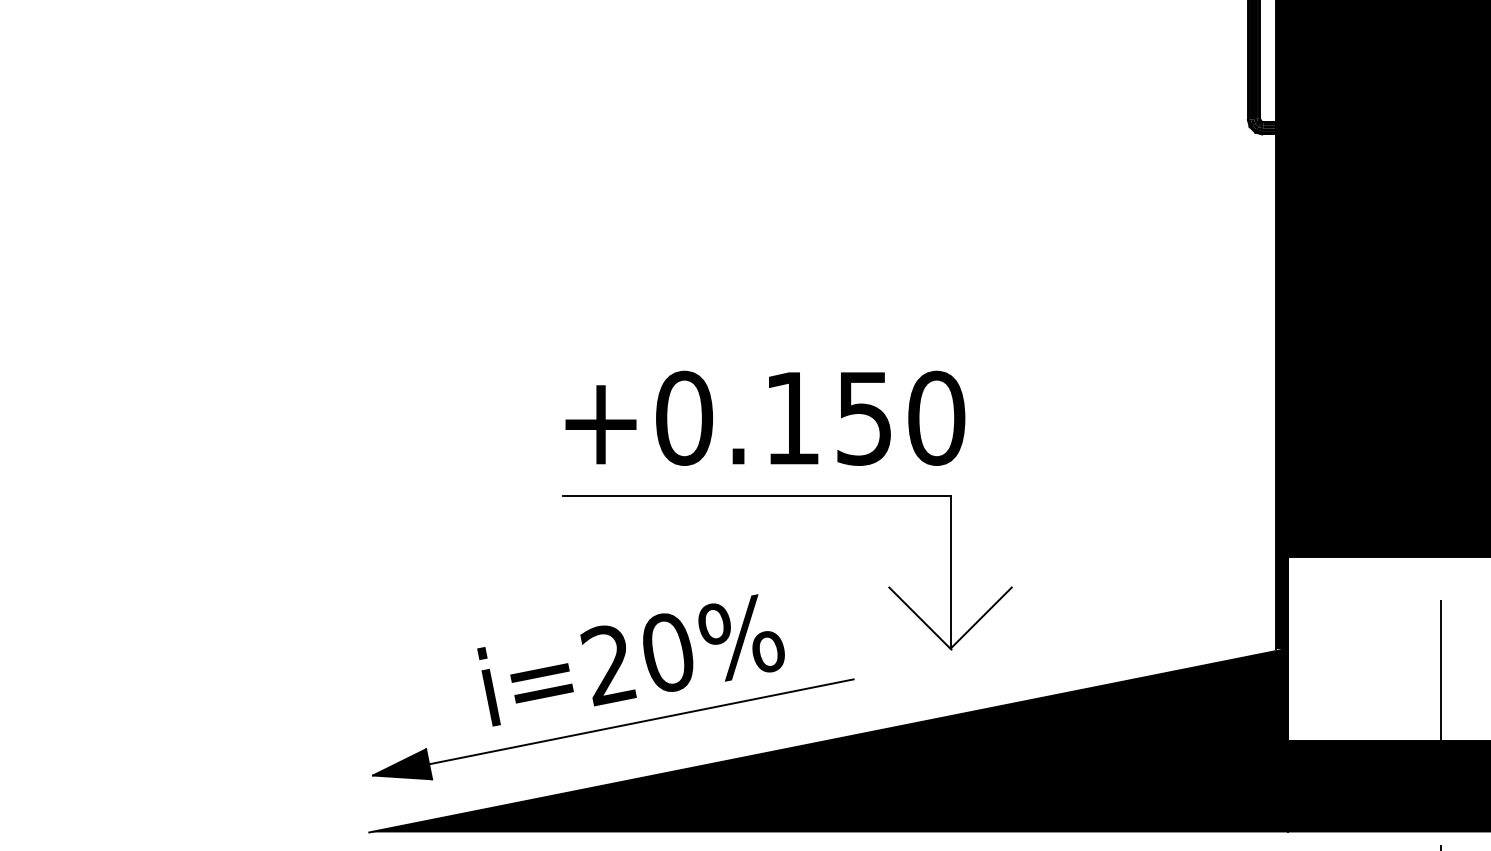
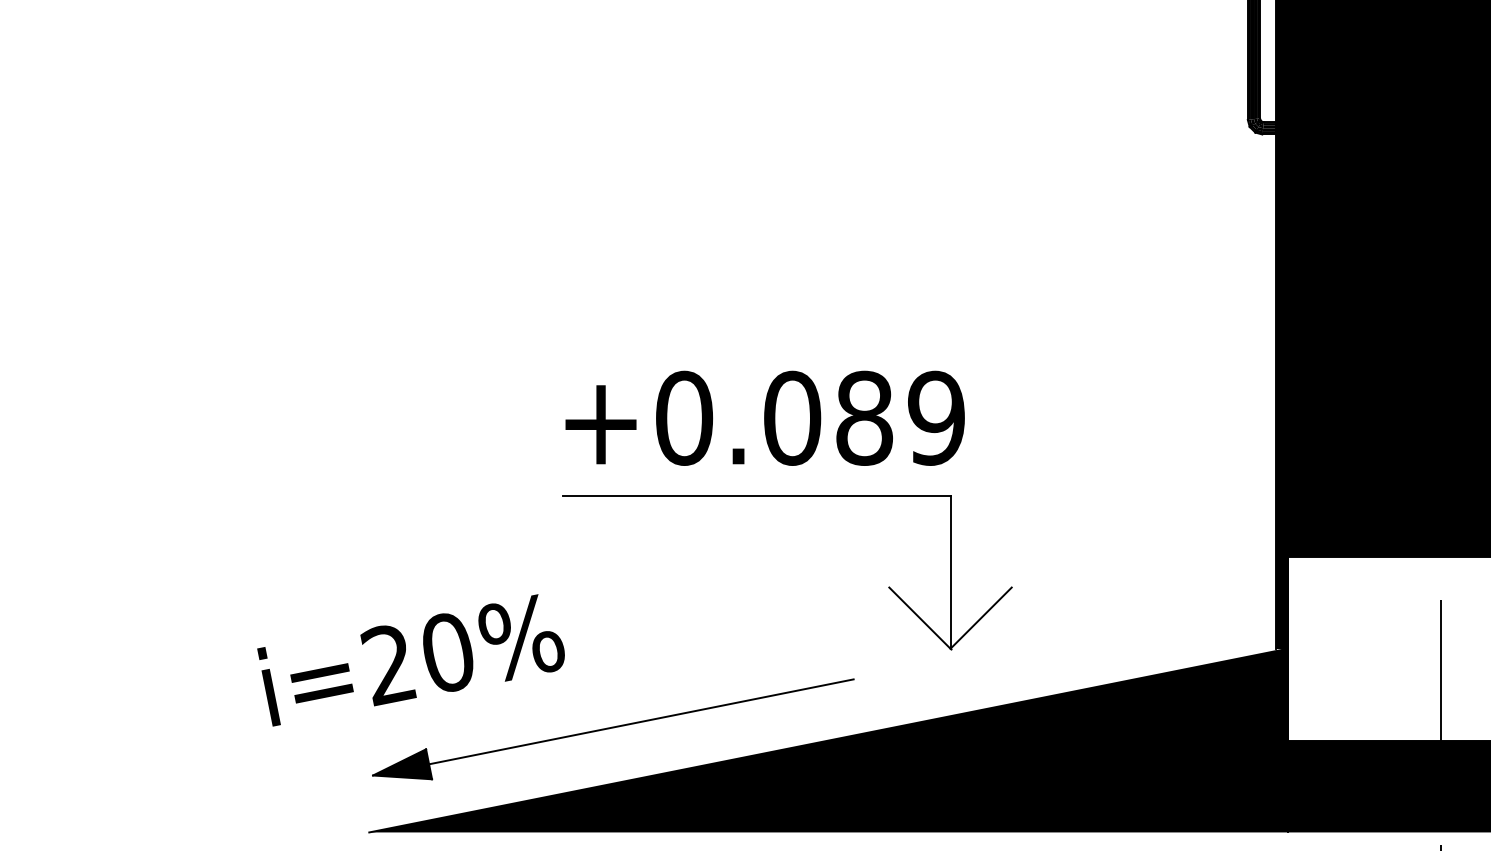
text: +0.150 -> +0.089 (864, 417)
text position: (630, 660) -> (410, 660) (410, 660)
